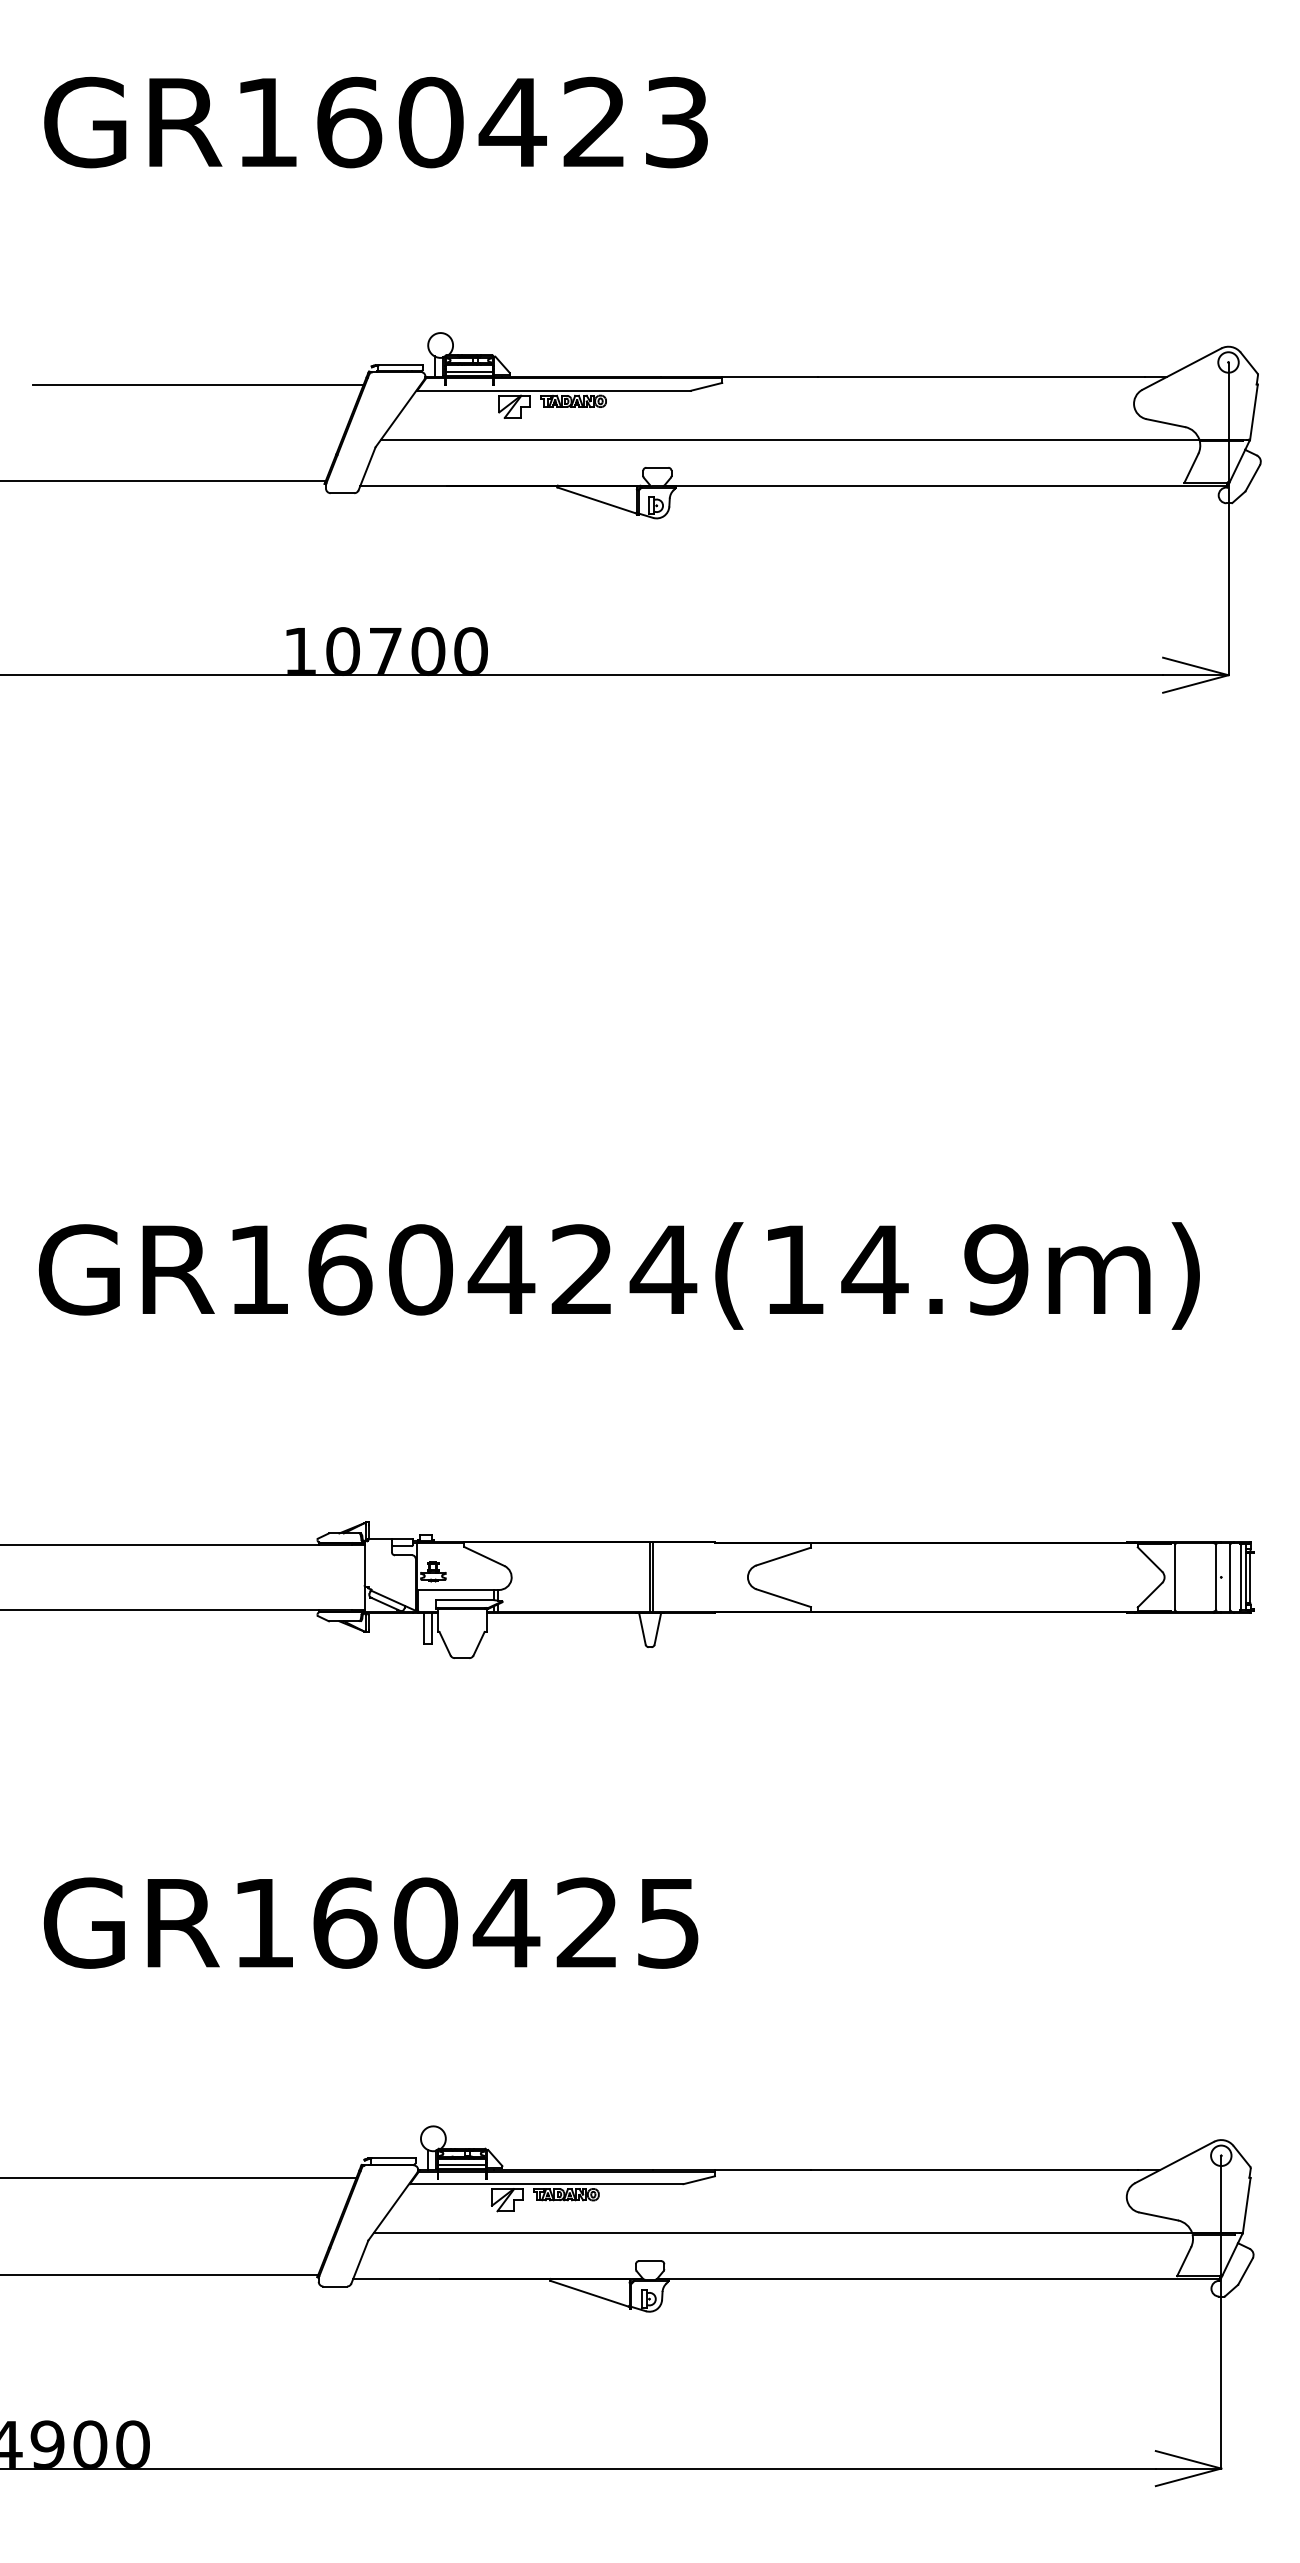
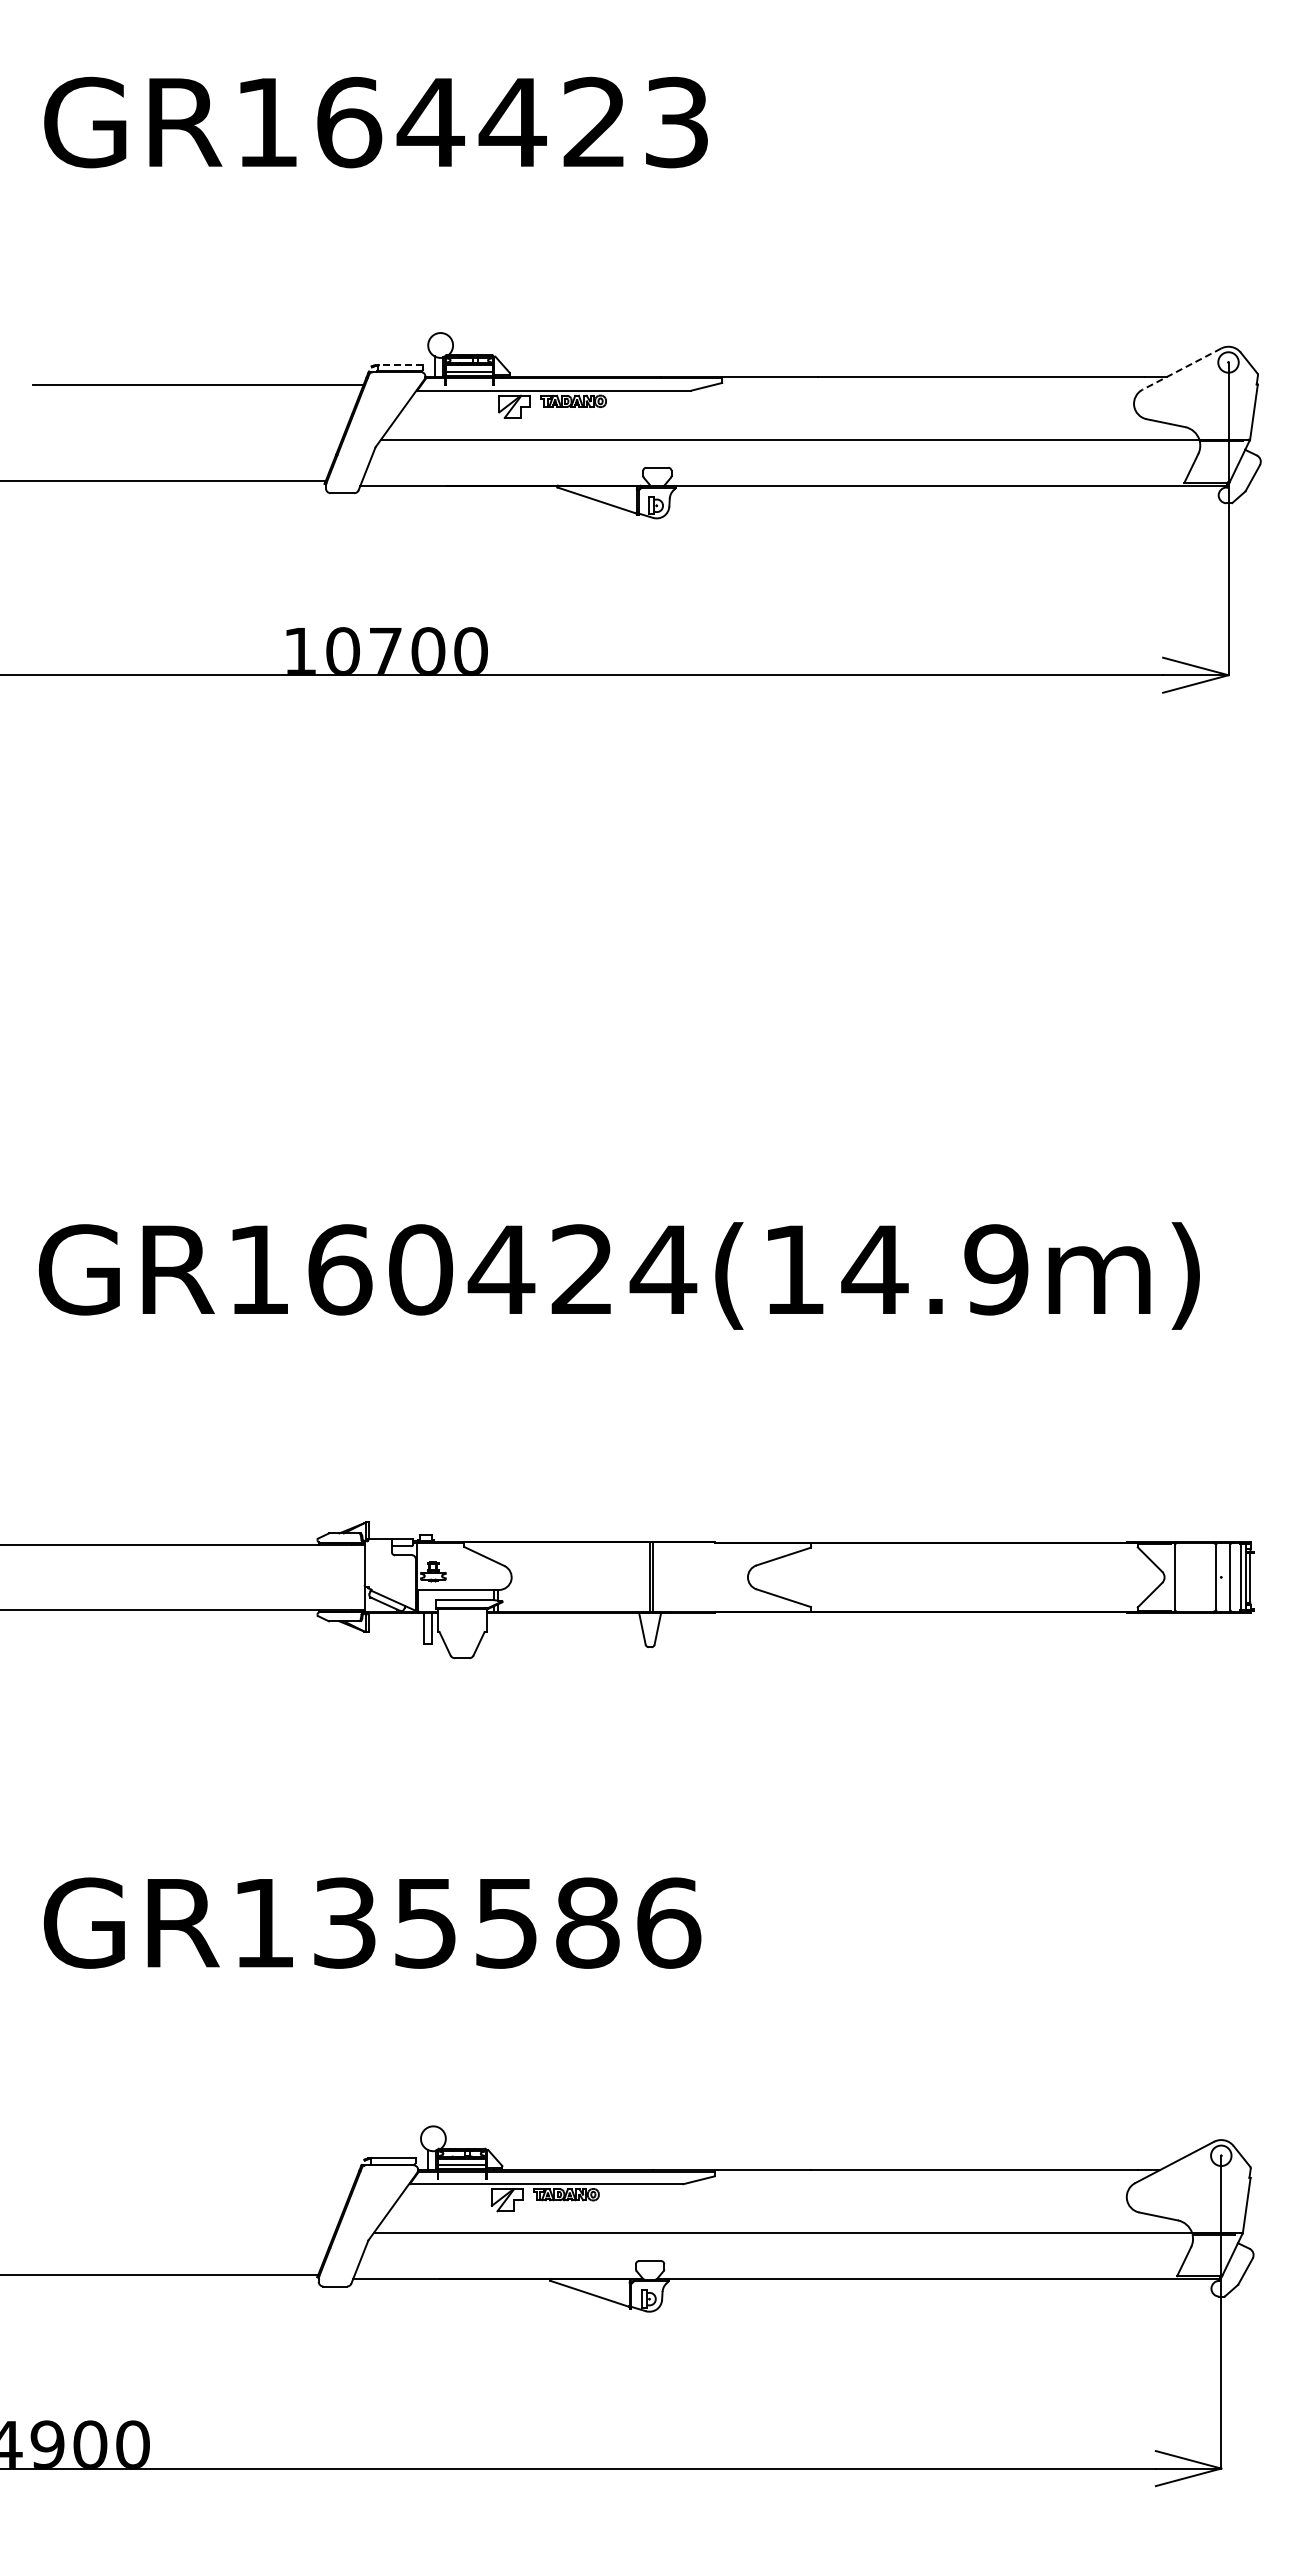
text: GR160423 -> GR164423 (430, 122)
line: solid -> dashed (400, 365)
line: solid -> dashed (1181, 369)
text: GR160425 -> GR135586 (507, 1922)
line: present -> none (179, 2177)
